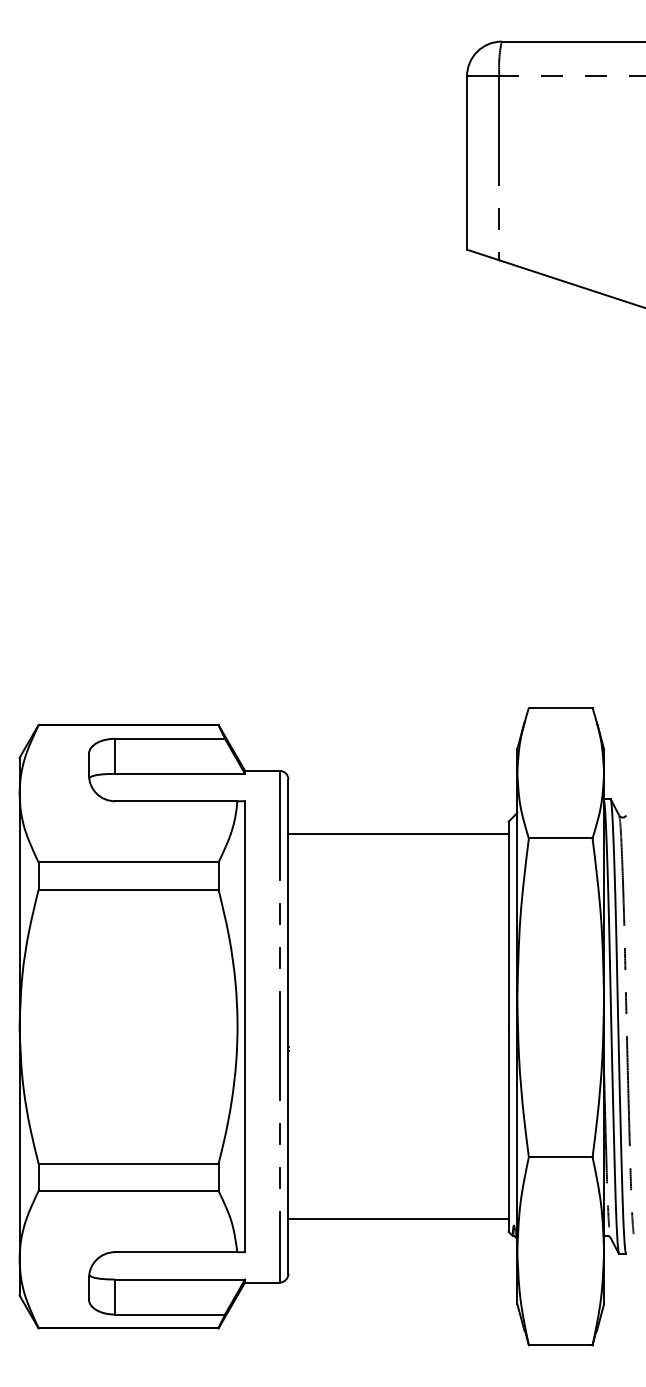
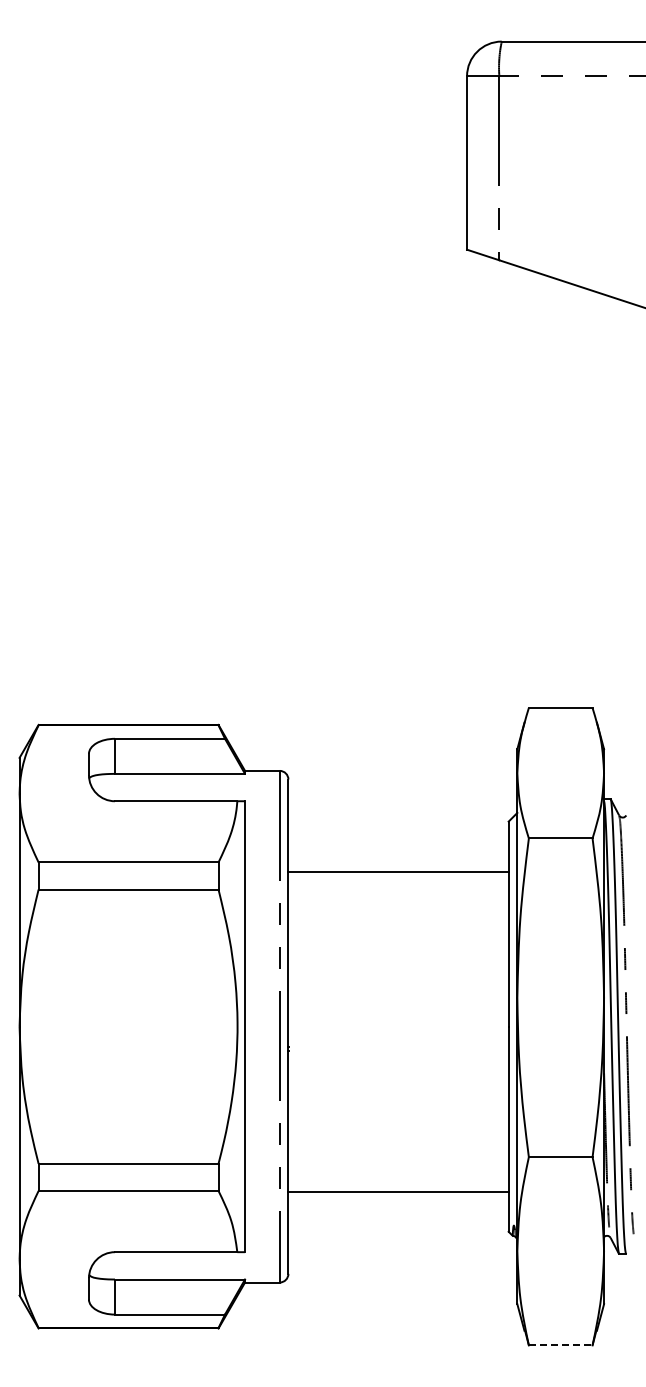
line position: (398, 834) -> (398, 872) (398, 872)
line position: (398, 1219) -> (398, 1192) (398, 1192)
line: solid -> dashed (560, 1345)
